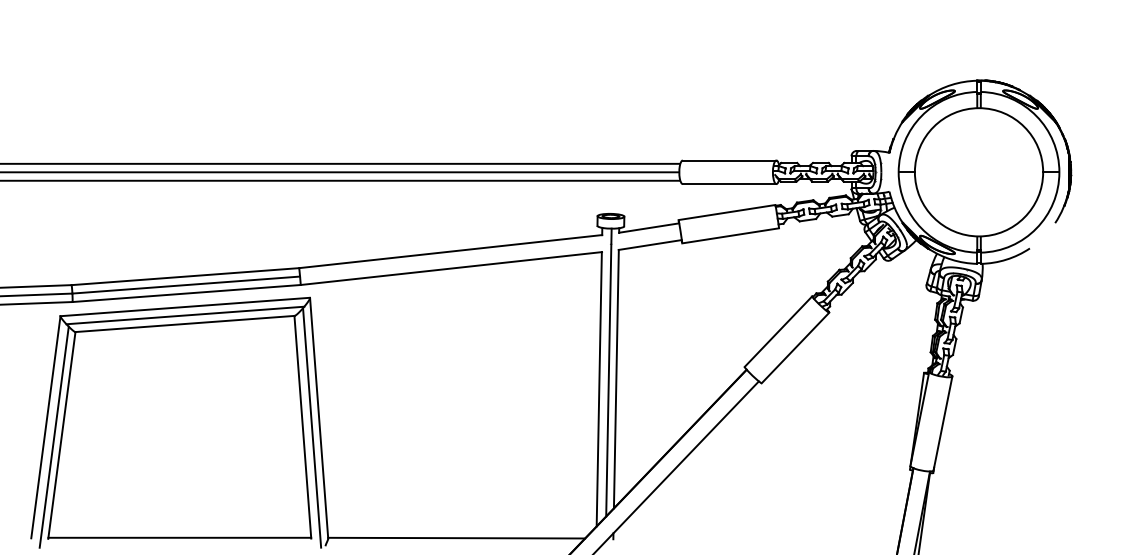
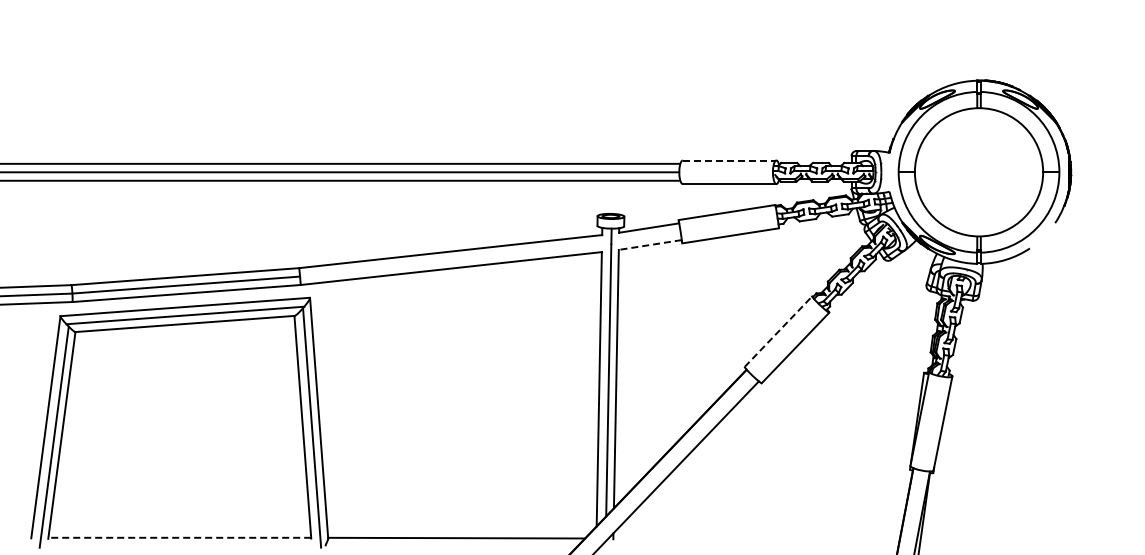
line: solid -> dashed (729, 160)
line: solid -> dashed (650, 245)
line: solid -> dashed (778, 331)
line: solid -> dashed (179, 537)
